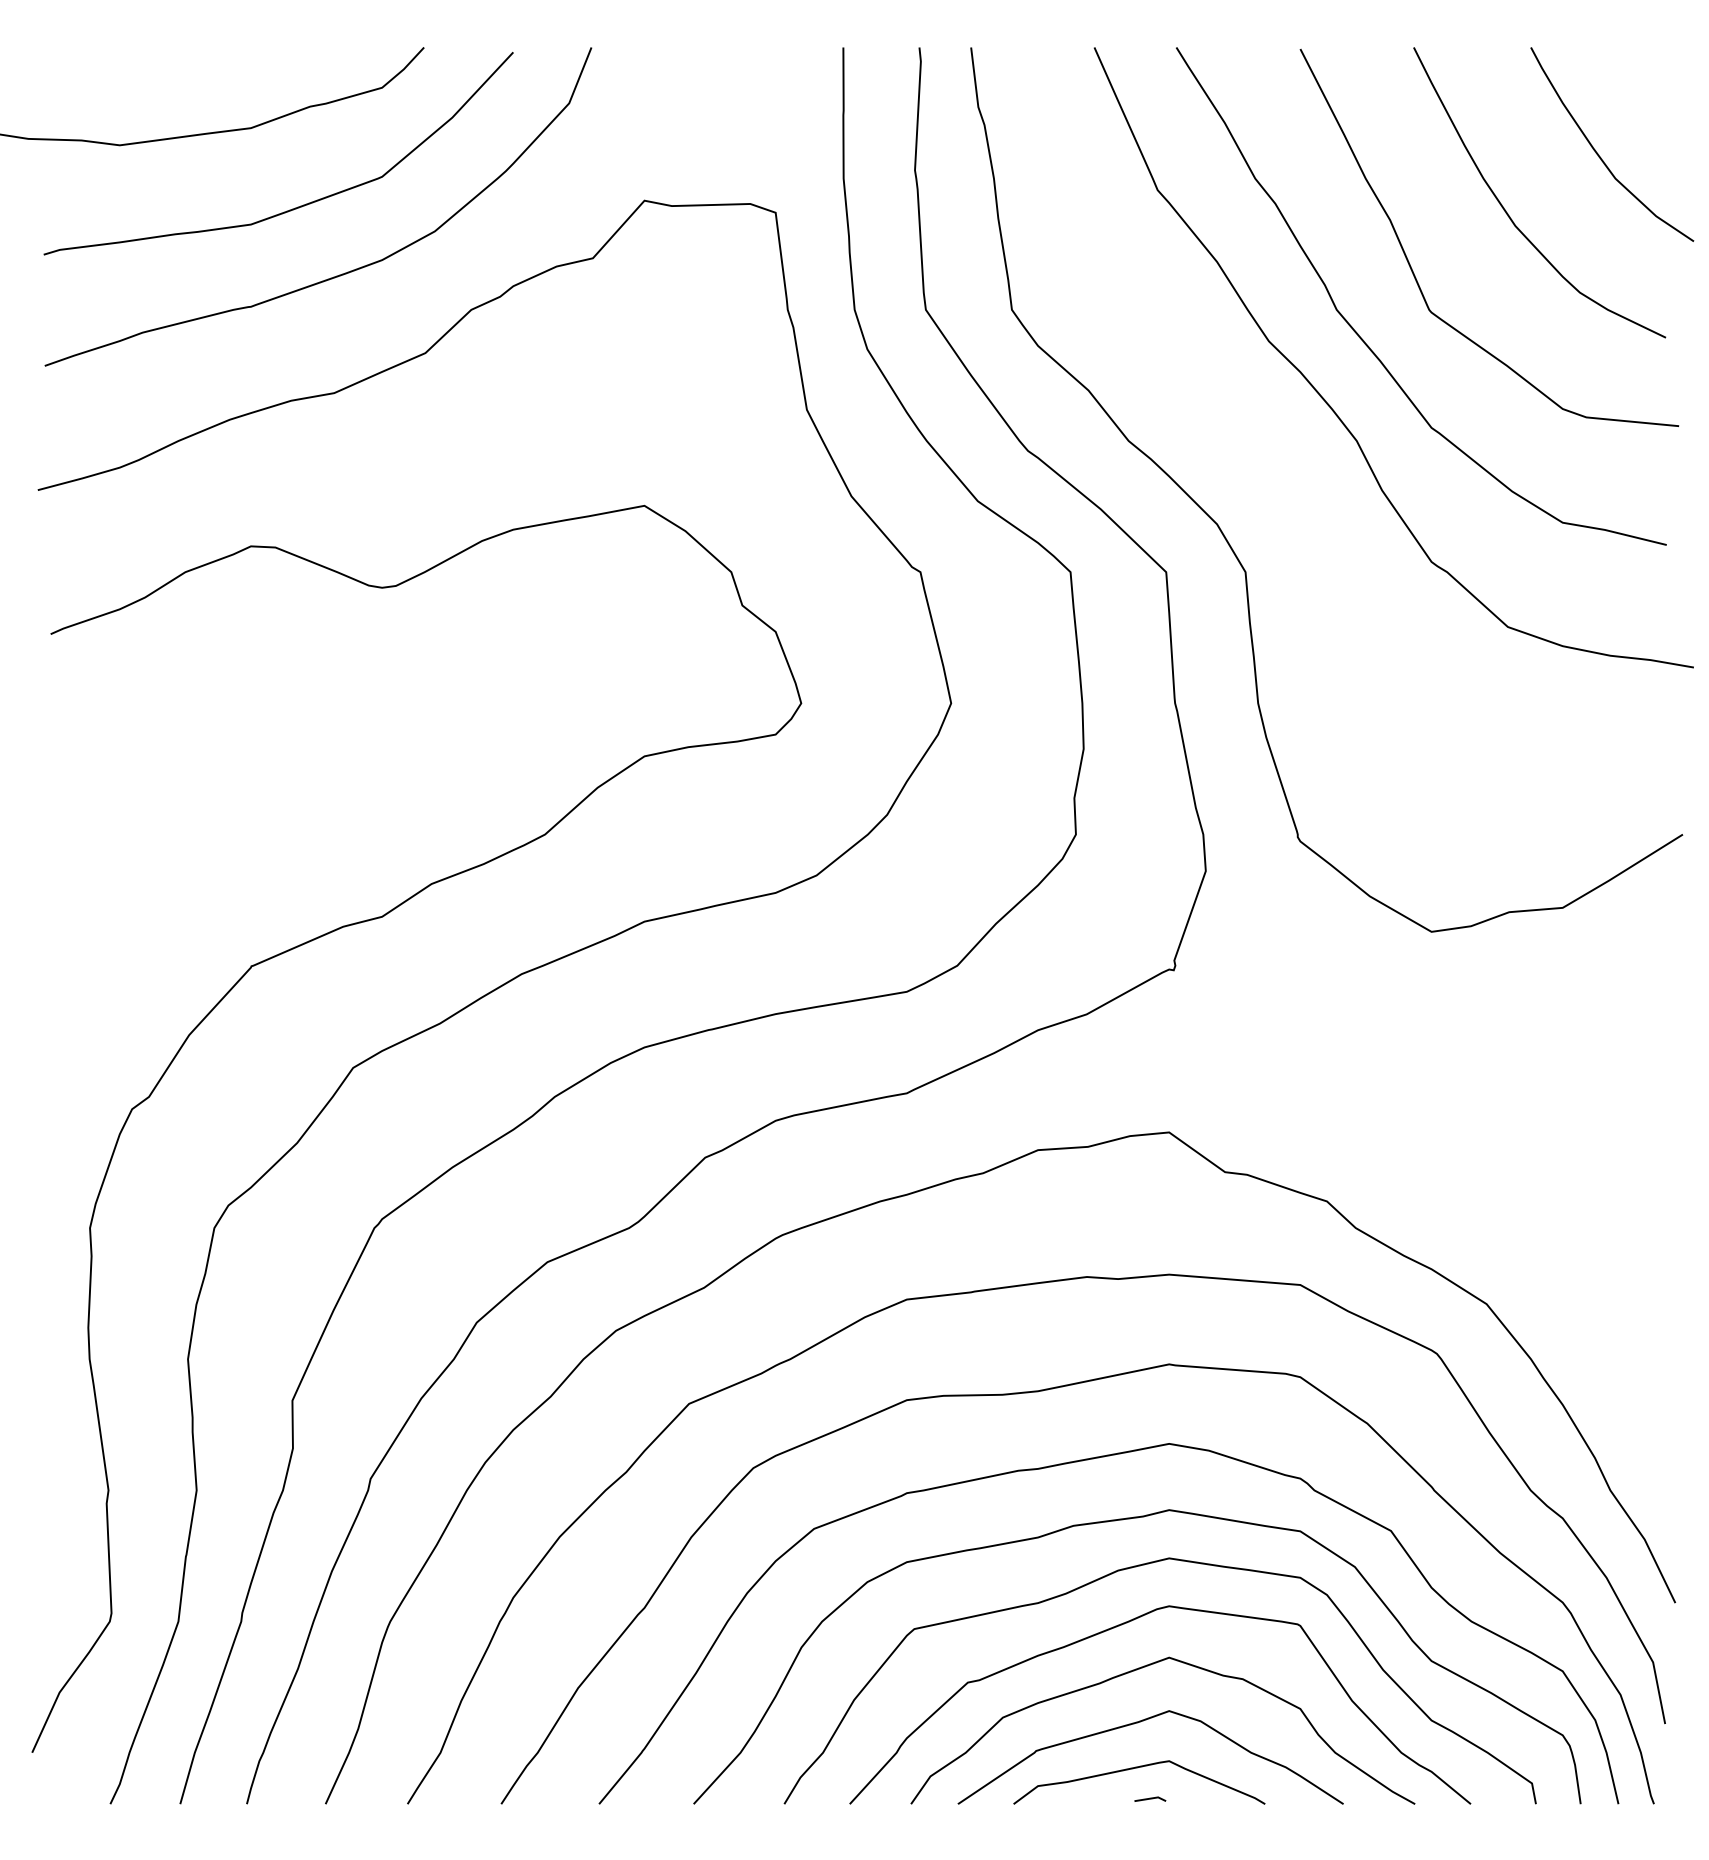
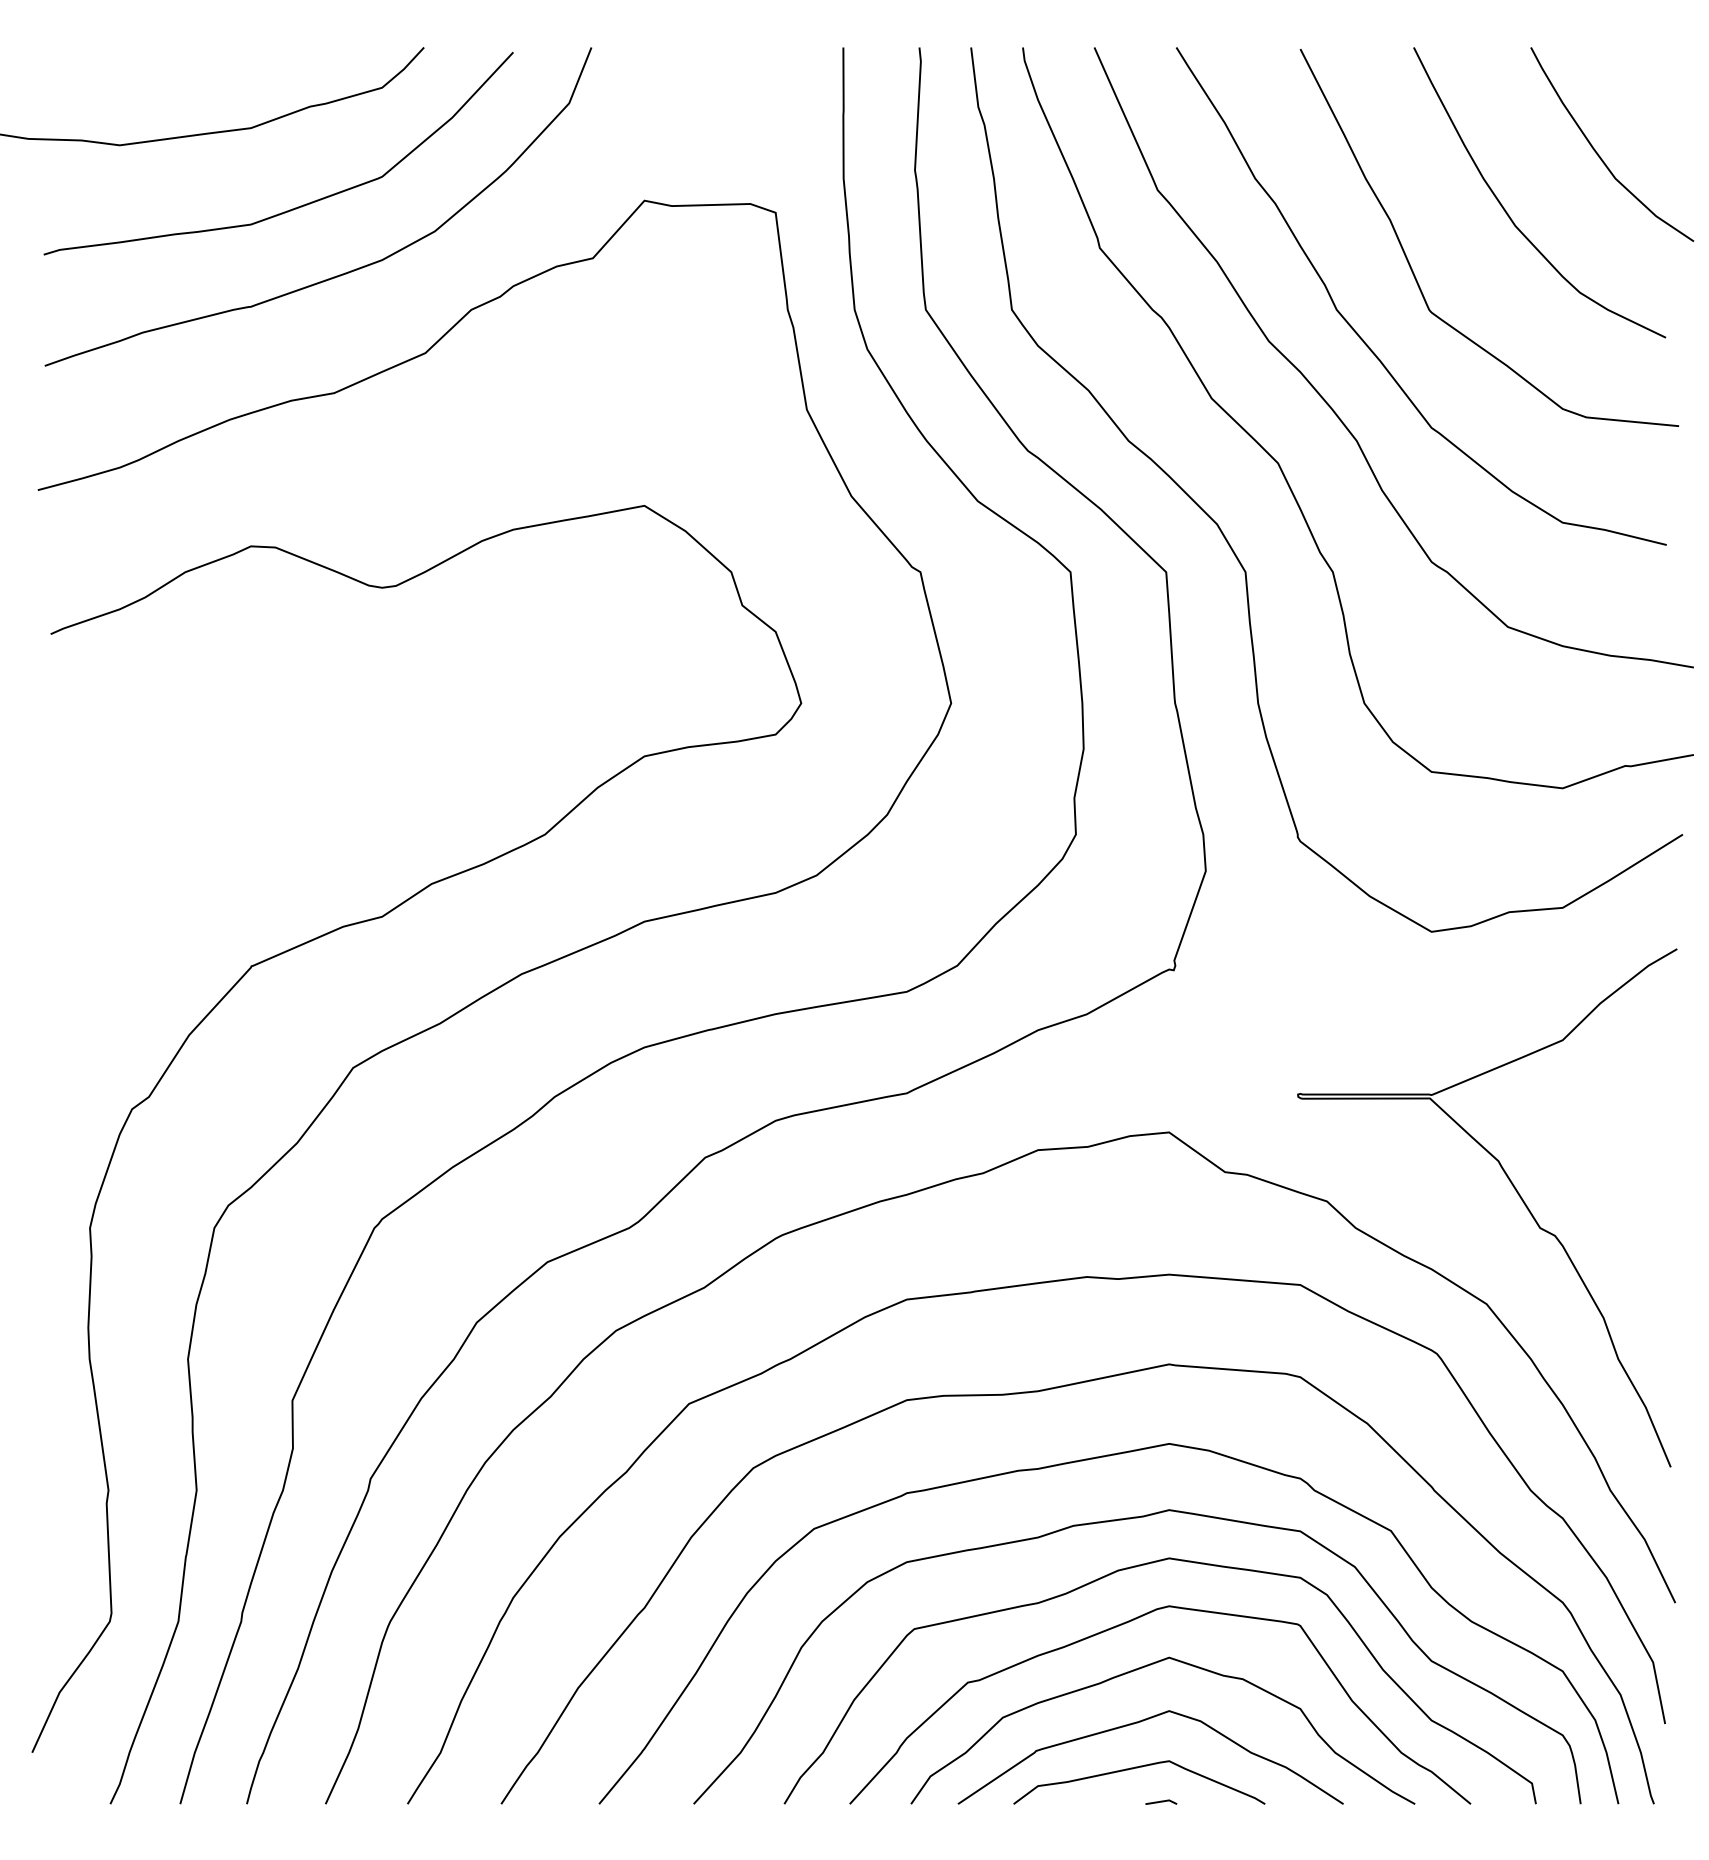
curve: none -> present (1279, 463)
curve: none -> present (1514, 1189)
line position: (1150, 1798) -> (1161, 1801) (1161, 1801)
